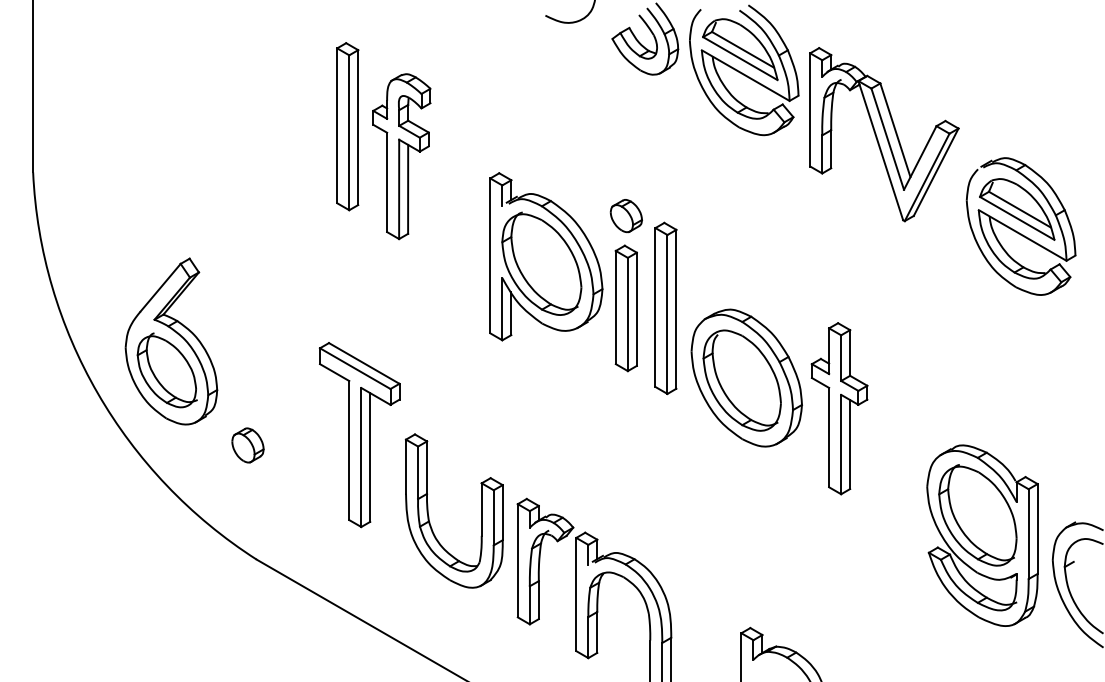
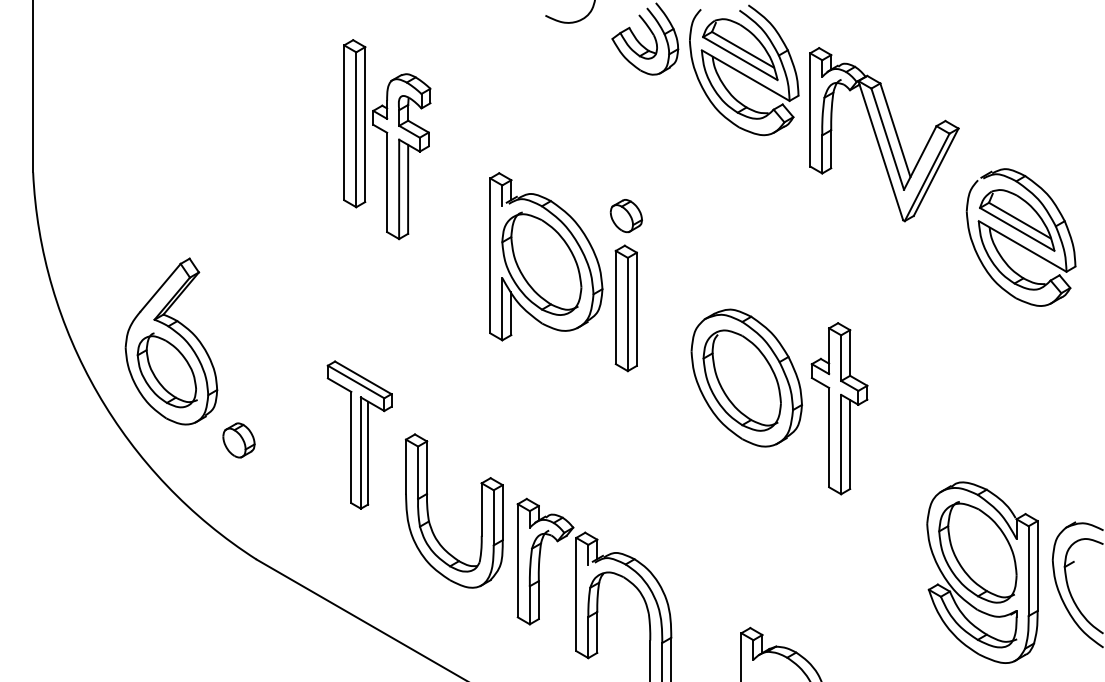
part position: (347, 126) -> (354, 123) (354, 123)
part position: (1020, 226) -> (1020, 237) (1020, 237)
part: present -> none (665, 308)
part size: 83x187 px -> 67x150 px (359, 434)
part position: (247, 445) -> (238, 440) (238, 440)
part position: (982, 535) -> (982, 572) (982, 572)
